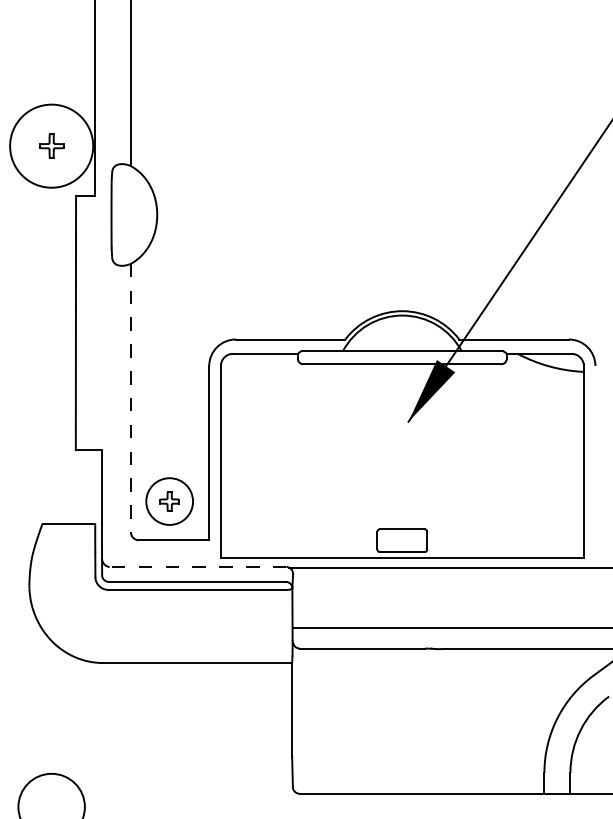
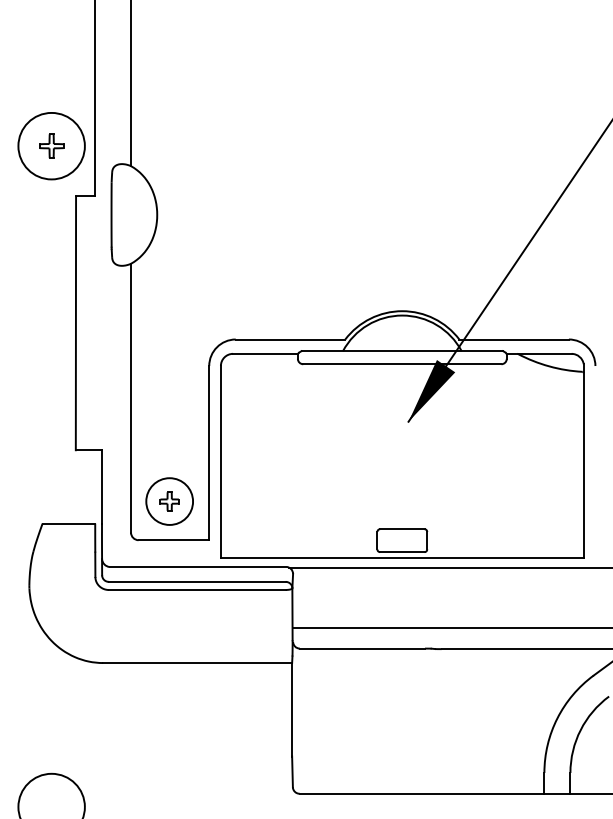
circle diameter: 83 px -> 66 px (51, 145)
line: dashed -> solid (131, 398)
line: dashed -> solid (197, 566)
